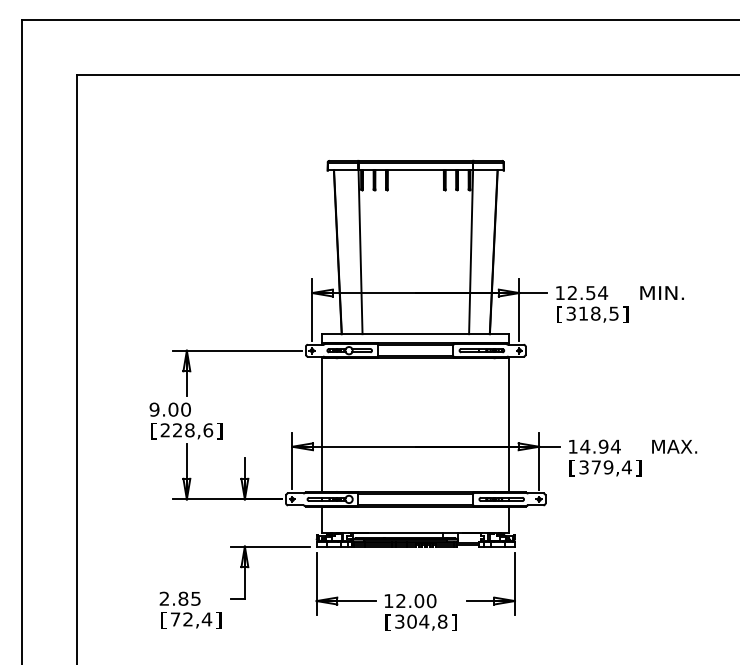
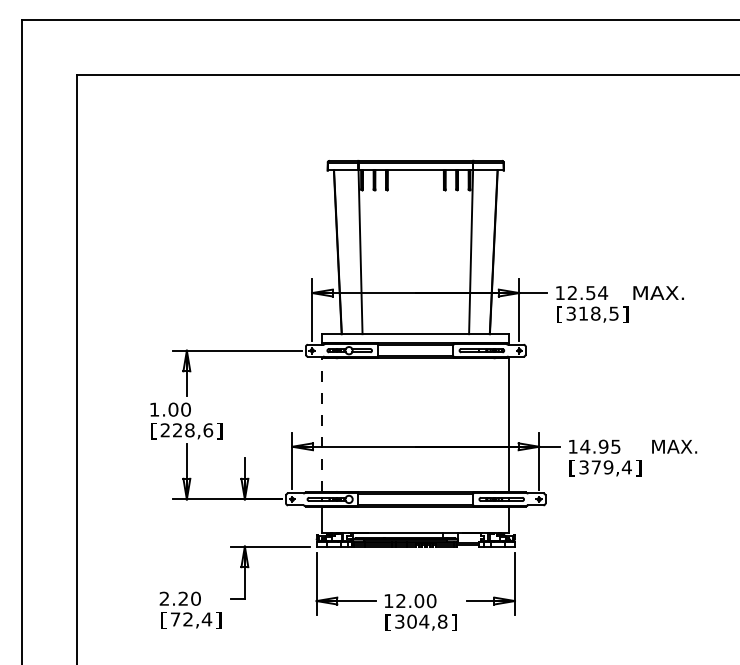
text: MIN. -> MAX. (655, 292)
text: 9.00 -> 1.00 (154, 409)
line: solid -> dashed (322, 424)
text: 14.94 -> 14.95 (615, 446)
text: 2.85 -> 2.20 (189, 598)
